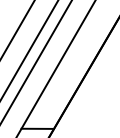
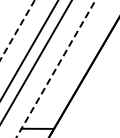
line: solid -> dashed (17, 30)
line: solid -> dashed (55, 69)
